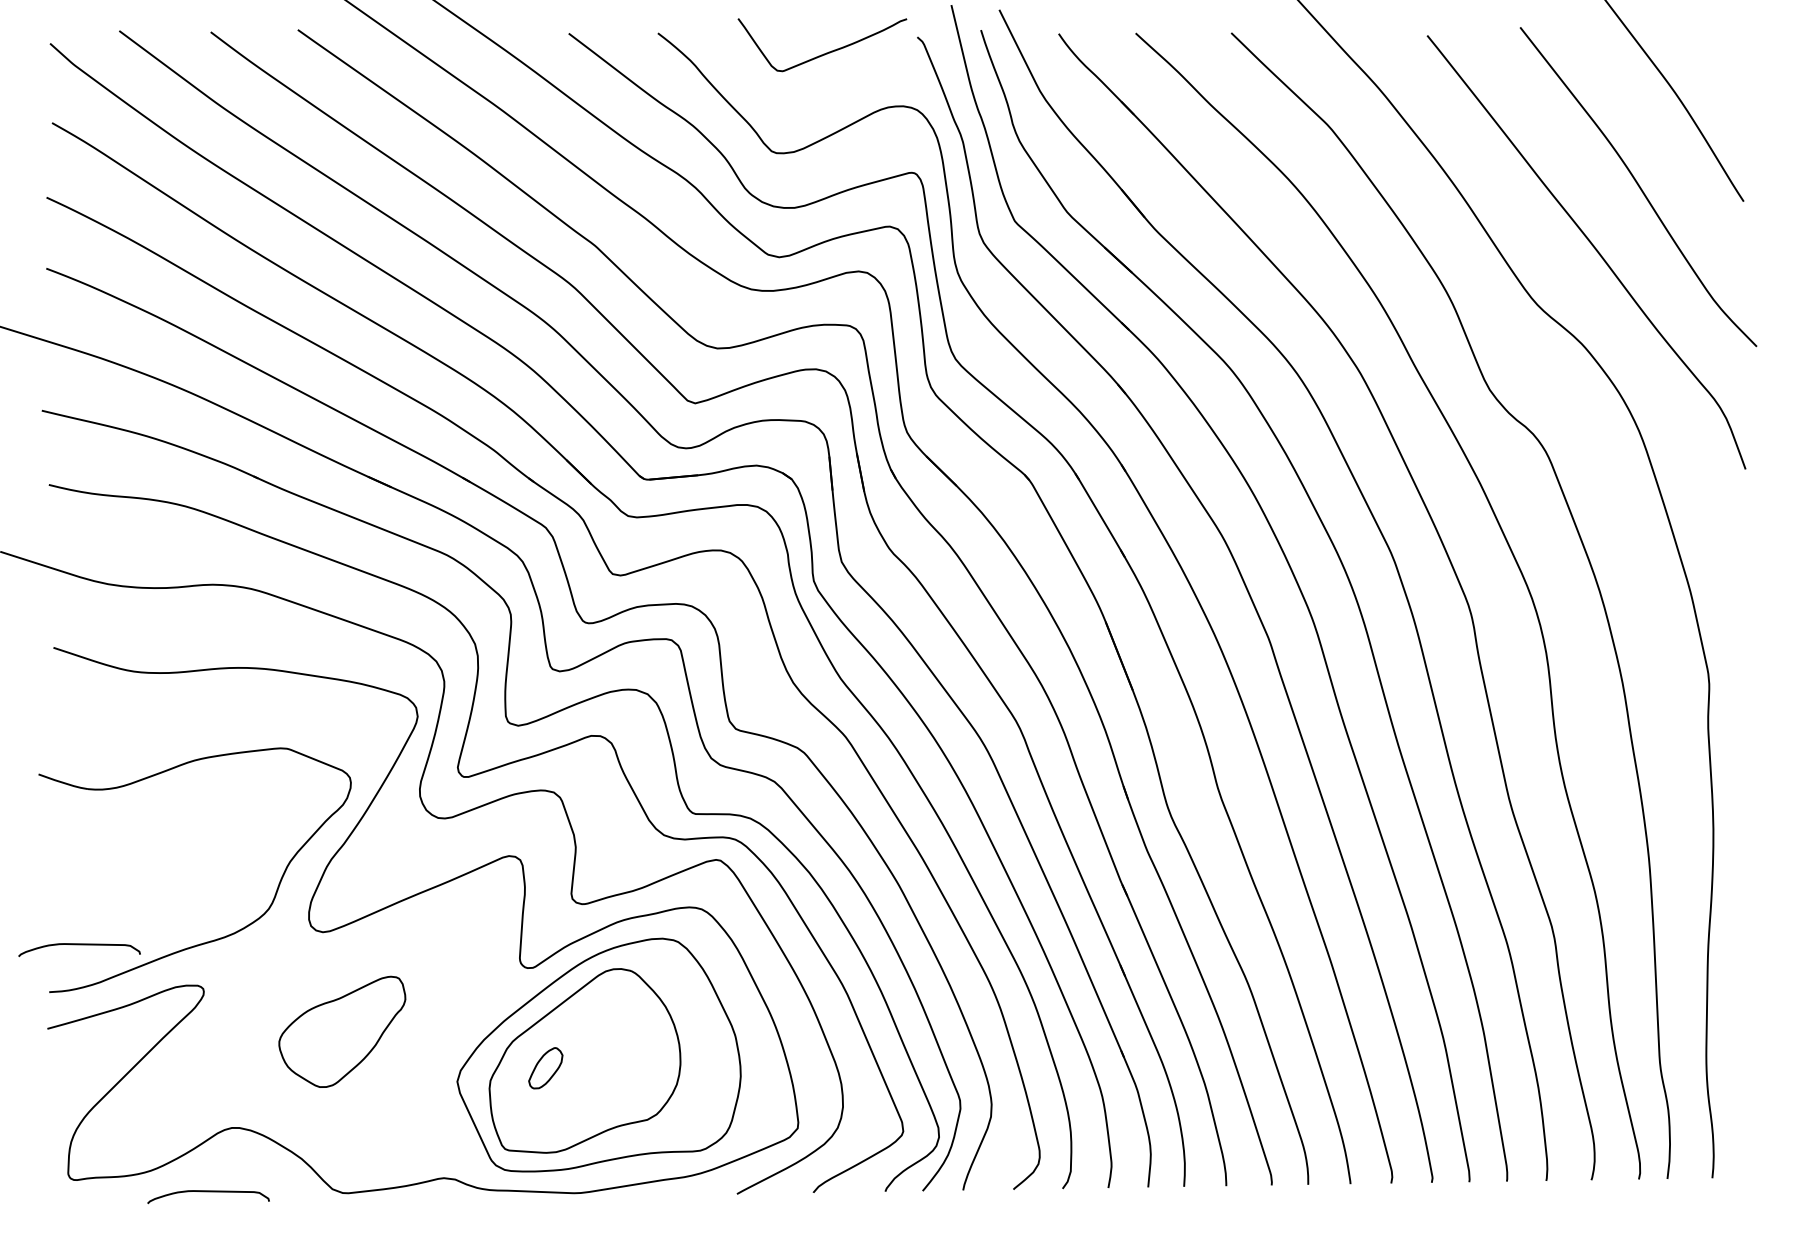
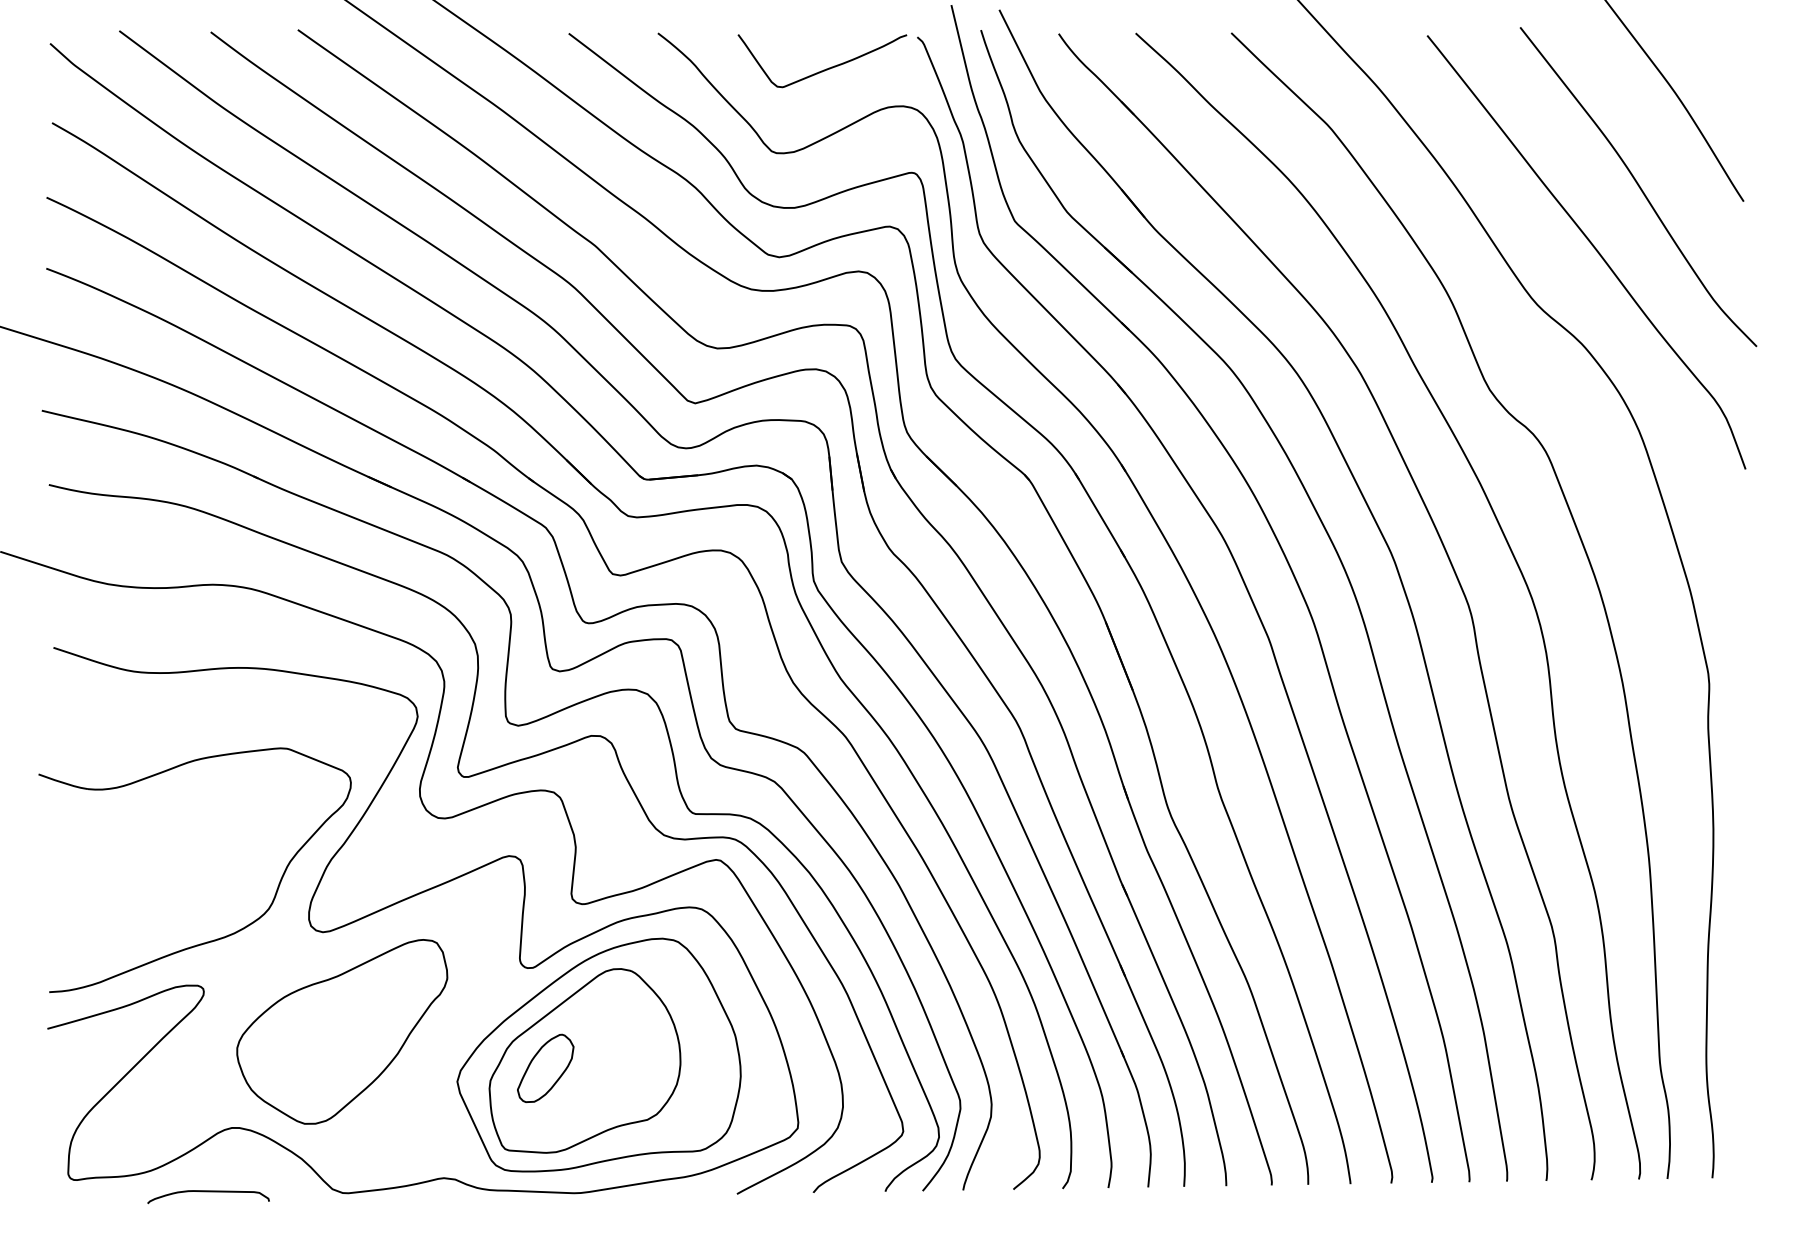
curve position: (826, 52) -> (826, 68) (826, 68)
curve: present -> none (79, 945)
part size: 129x113 px -> 213x186 px (342, 1031)
part size: 36x43 px -> 58x70 px (545, 1067)
